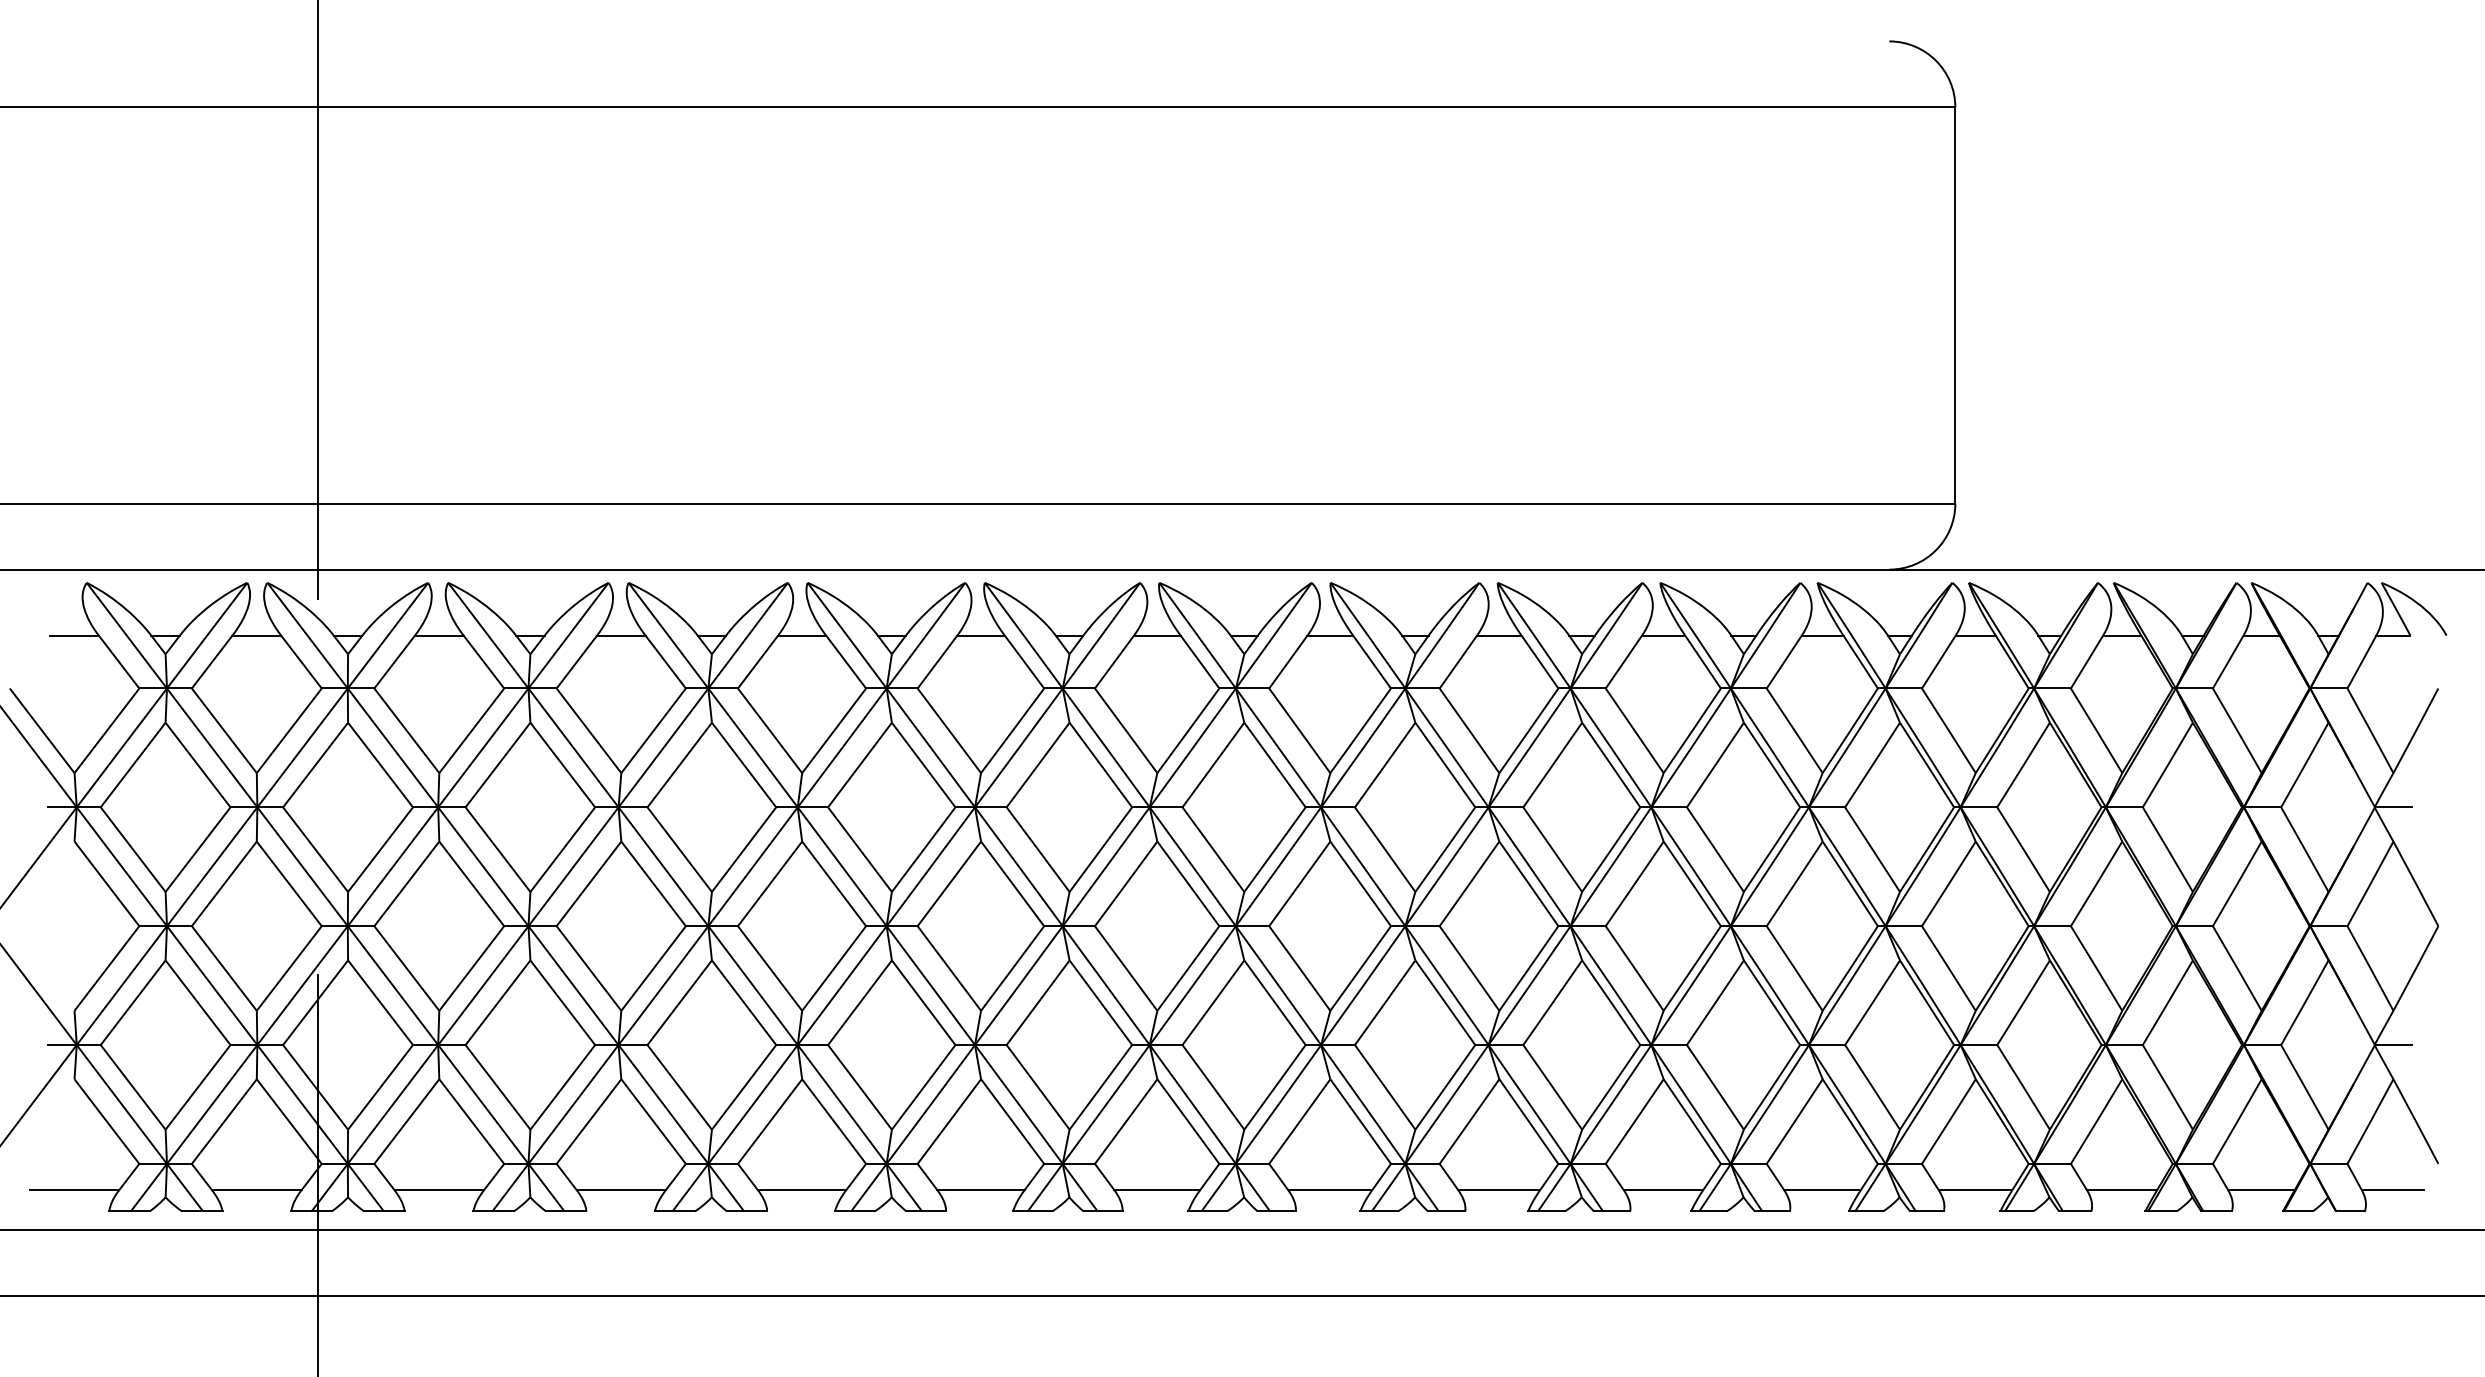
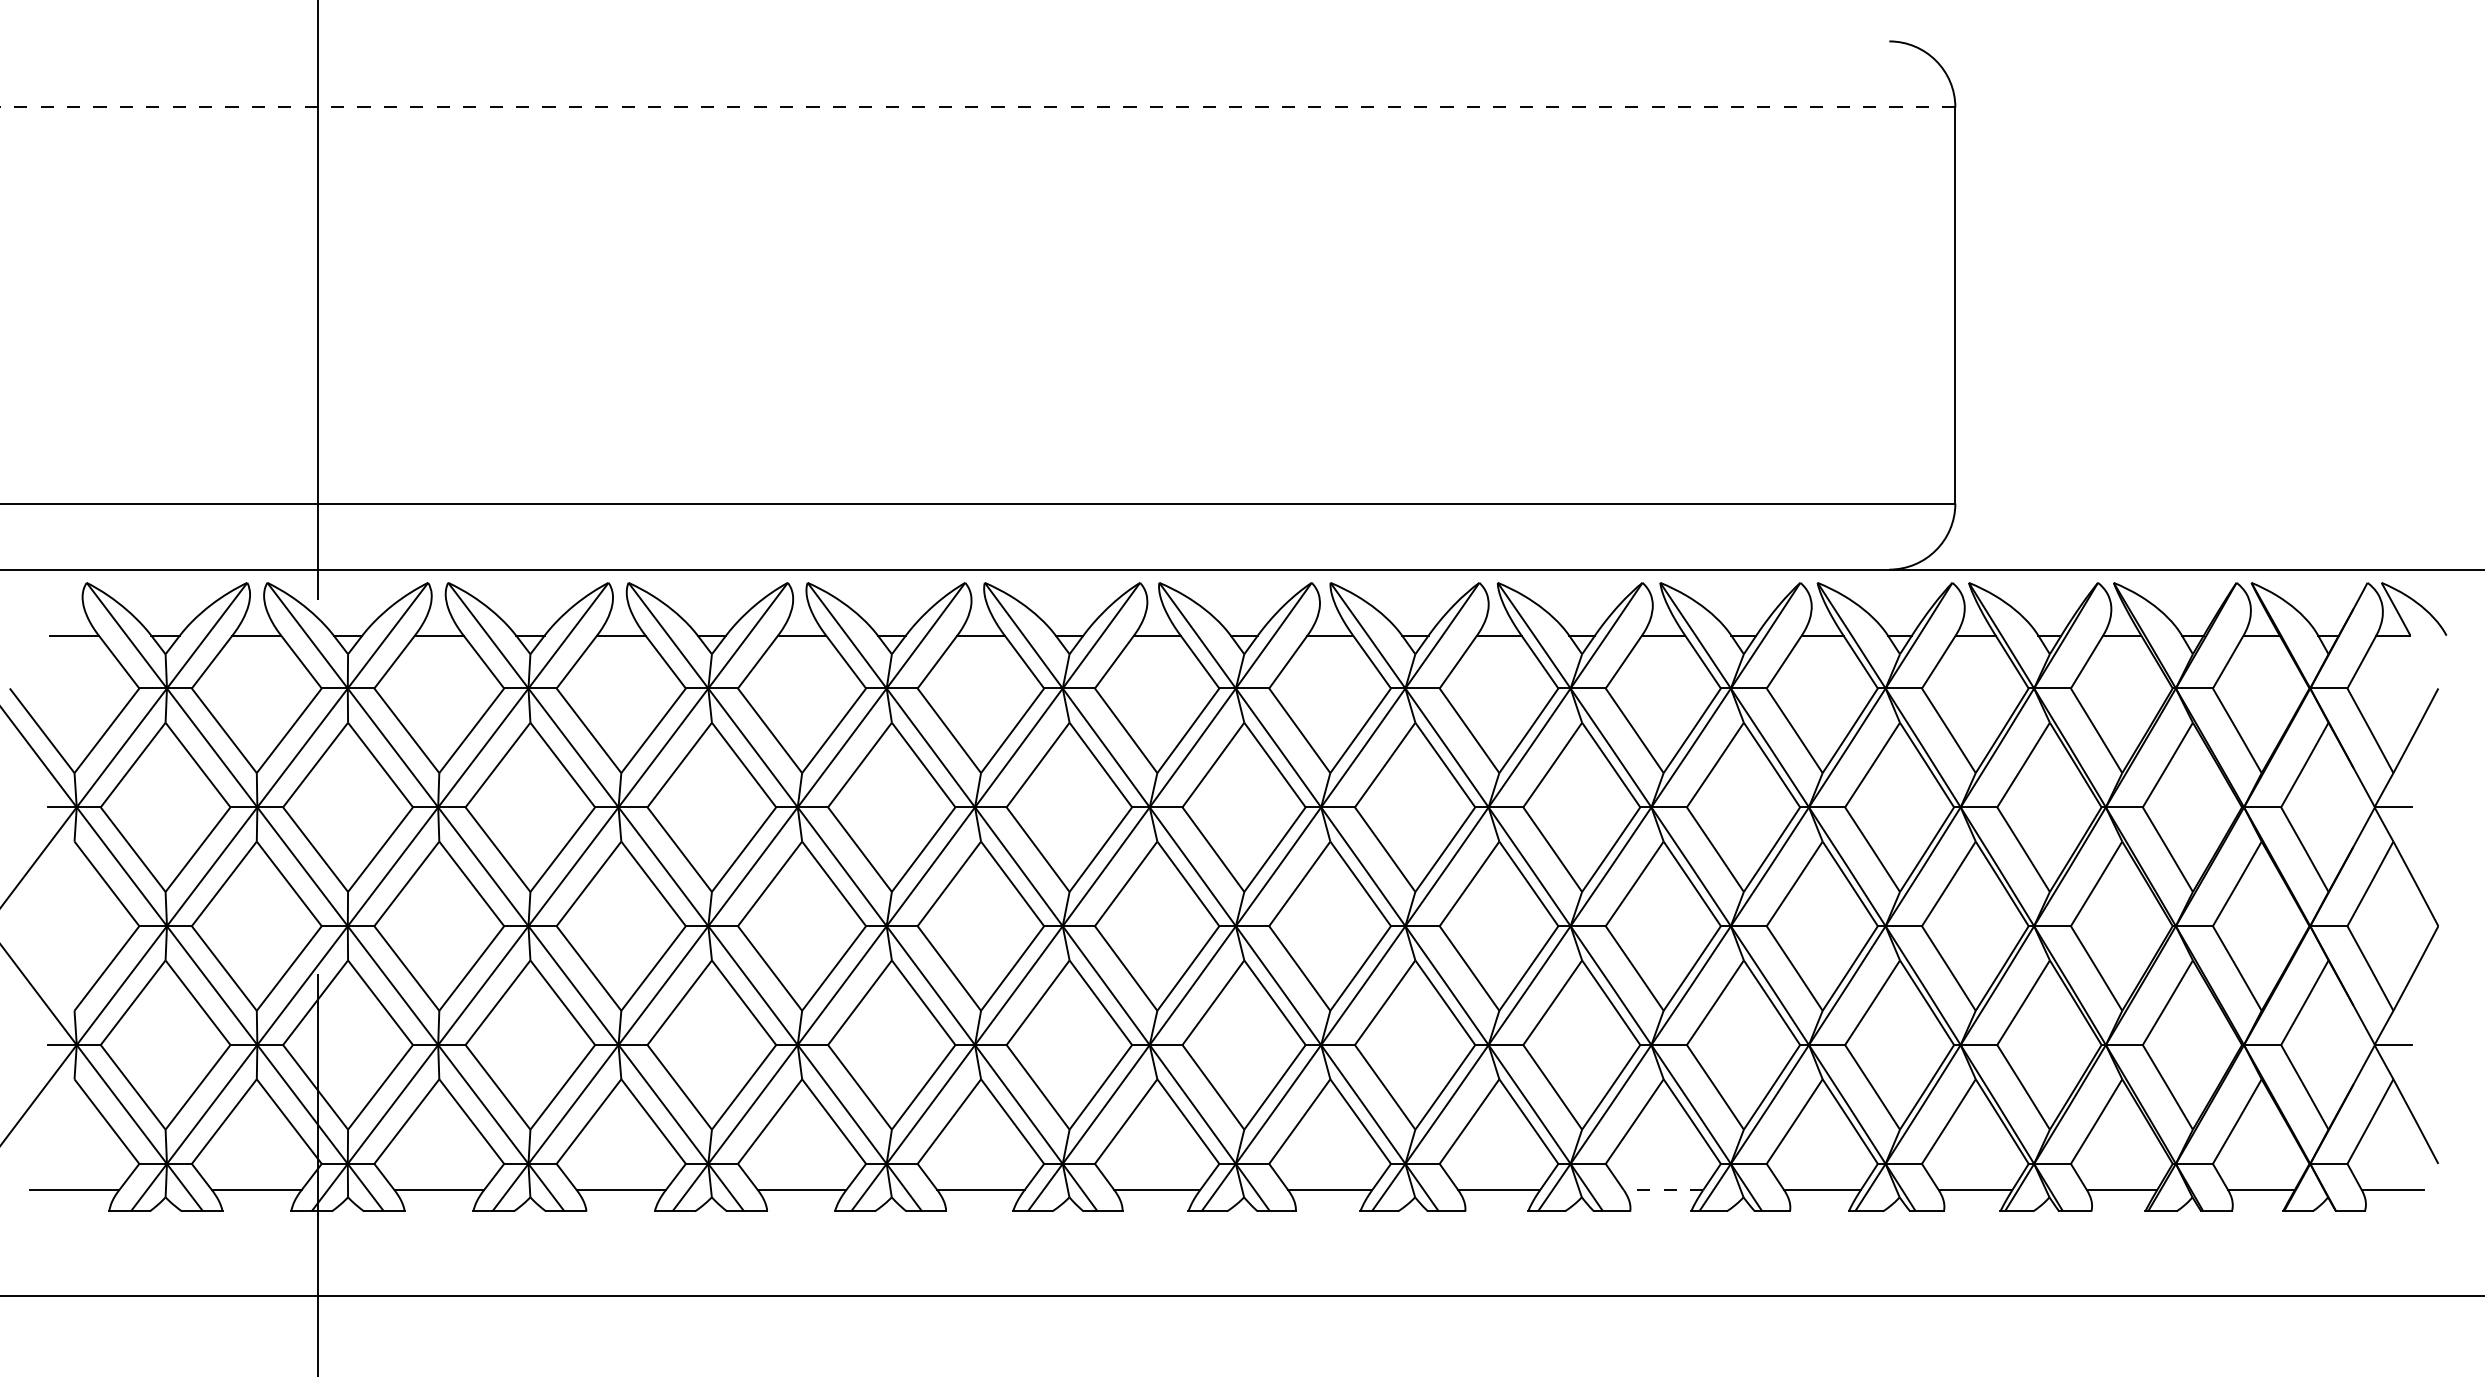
line: solid -> dashed (977, 107)
line: solid -> dashed (1663, 1190)
line: present -> none (1241, 1229)
